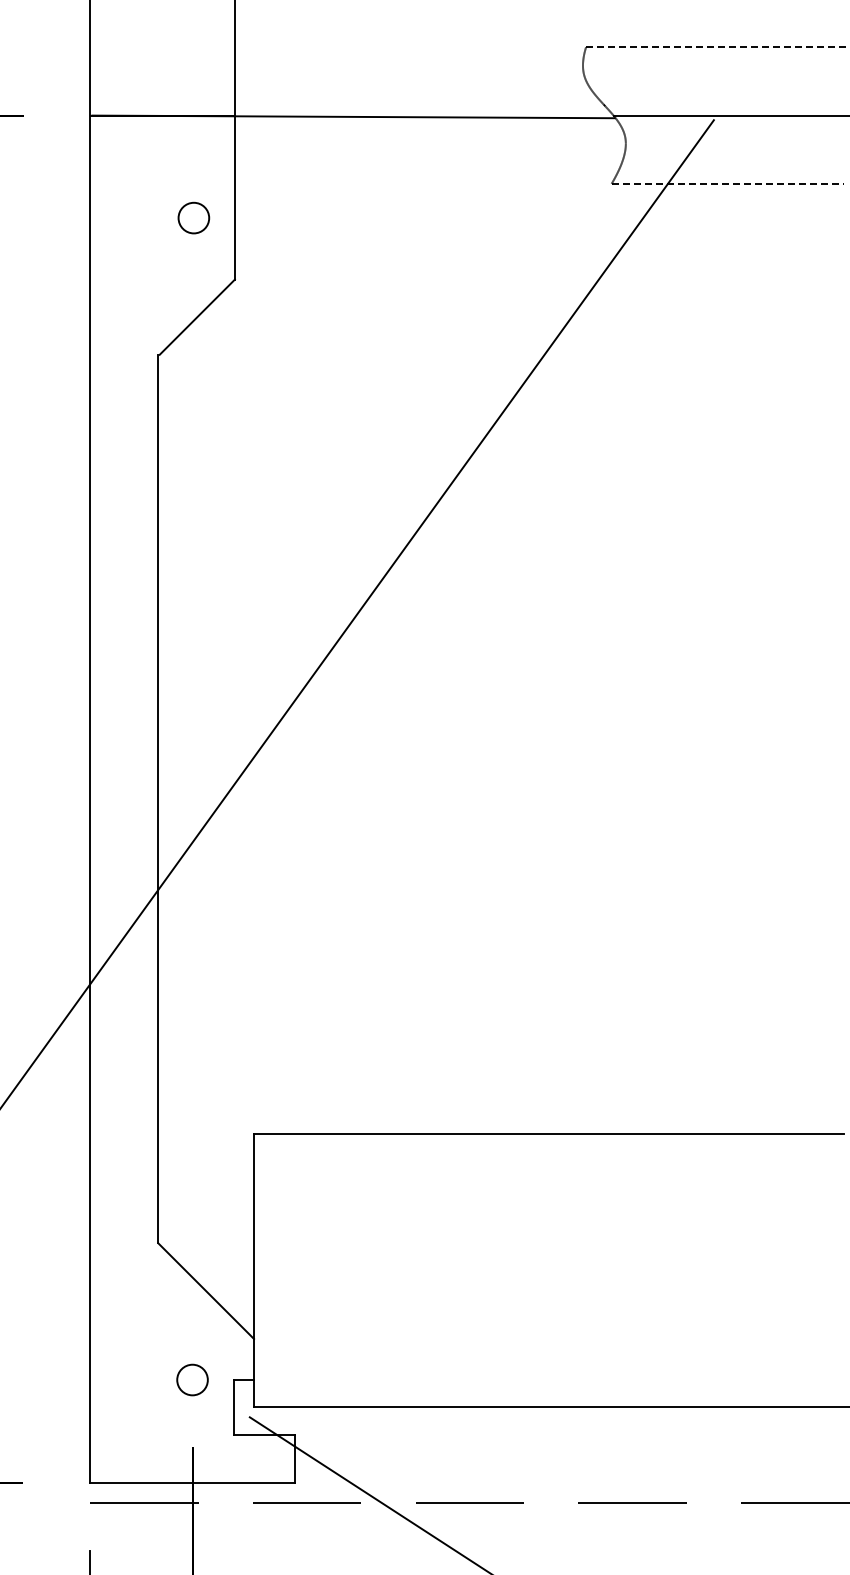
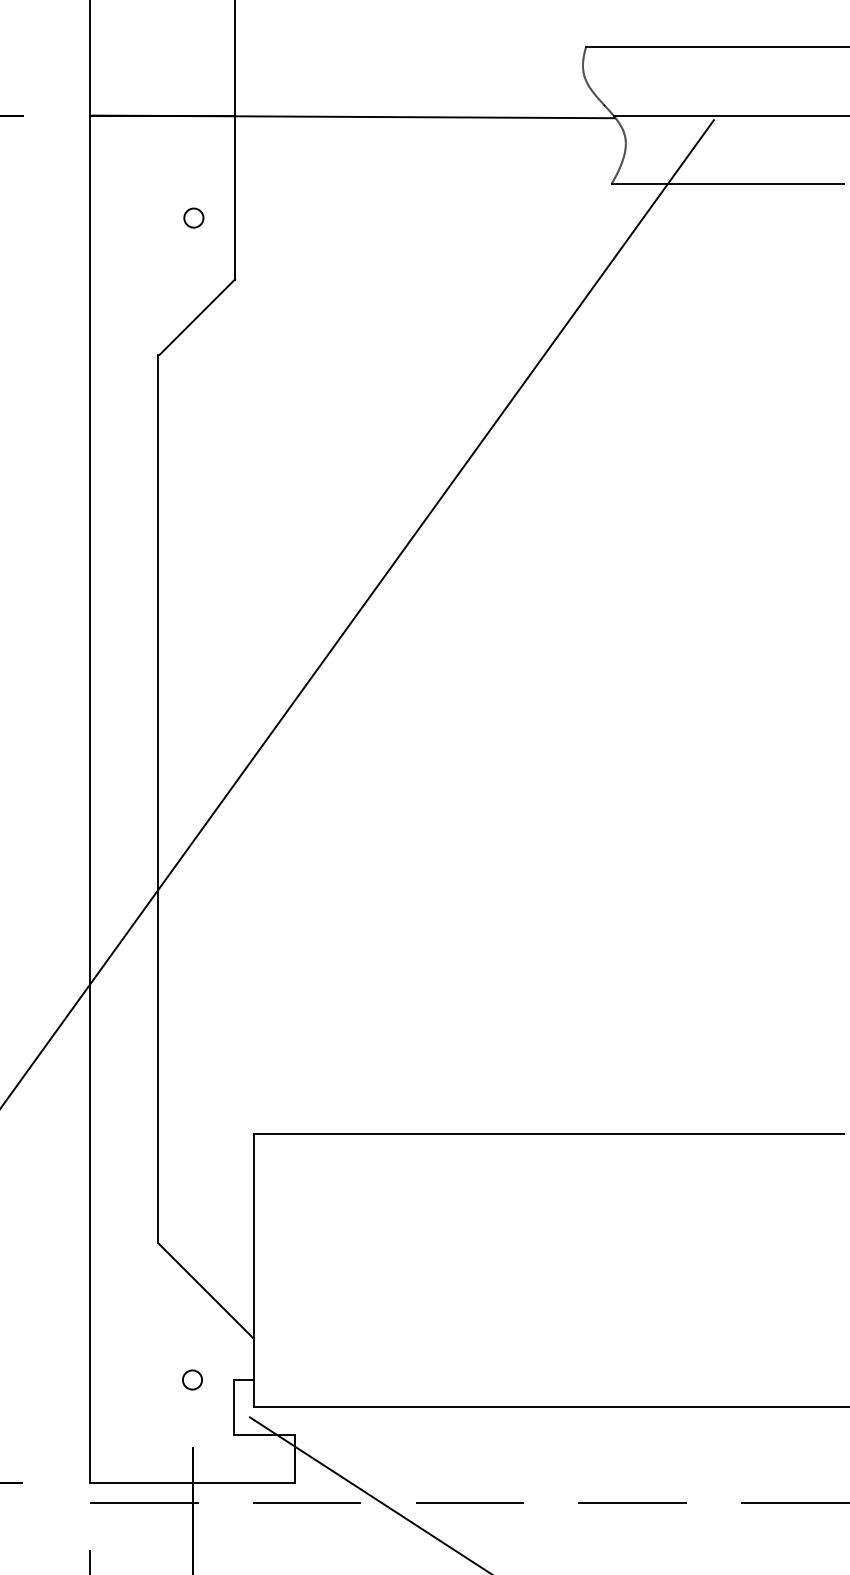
line: dashed -> solid (717, 47)
line: dashed -> solid (727, 183)
circle diameter: 31 px -> 19 px (193, 217)
circle size: 33x34 px -> 21x22 px (192, 1379)
